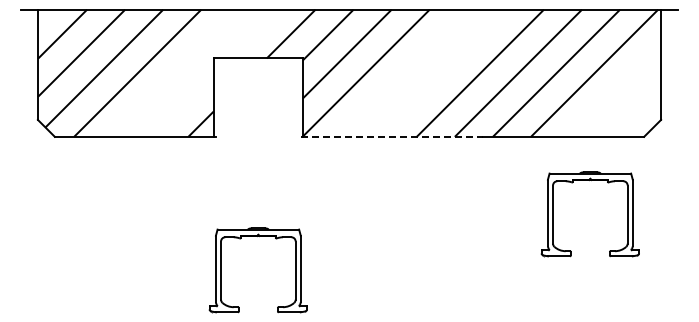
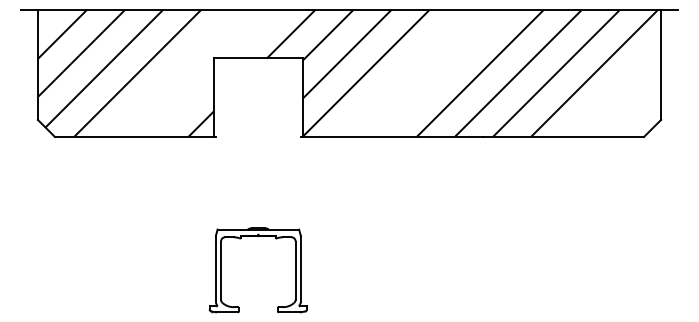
line: dashed -> solid (392, 136)
part: present -> none (589, 181)
